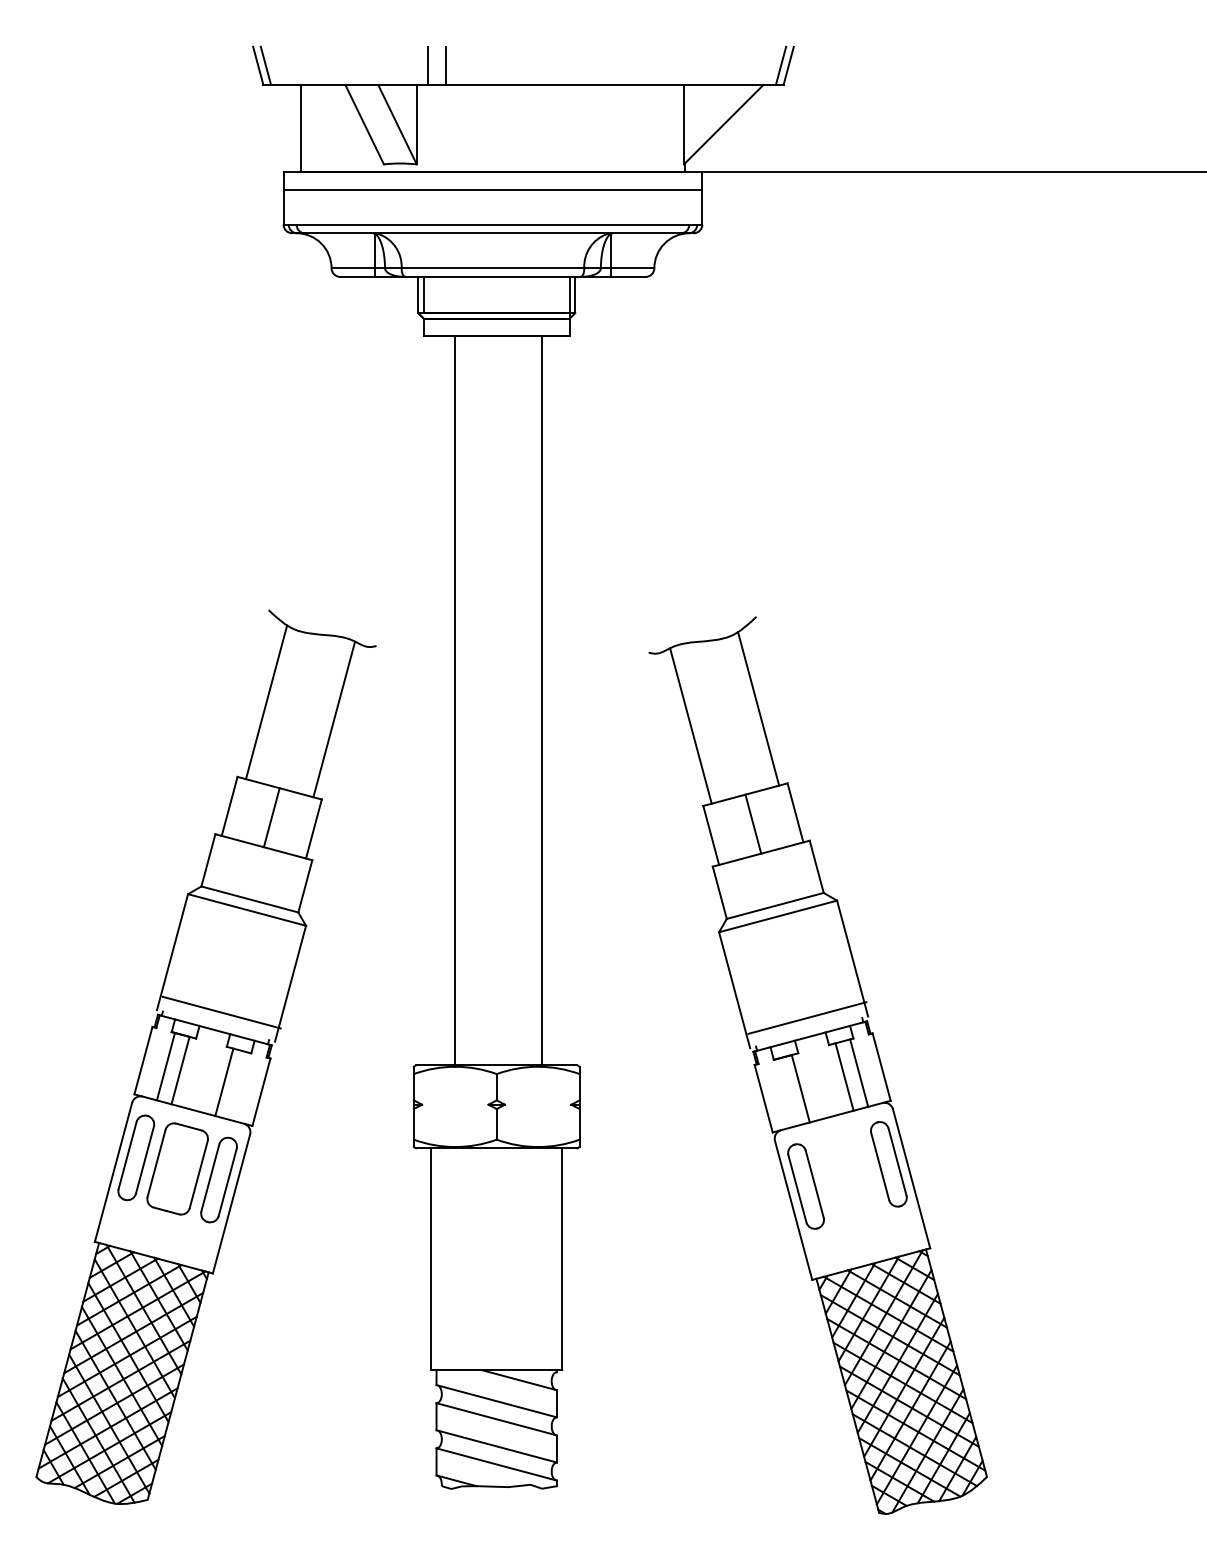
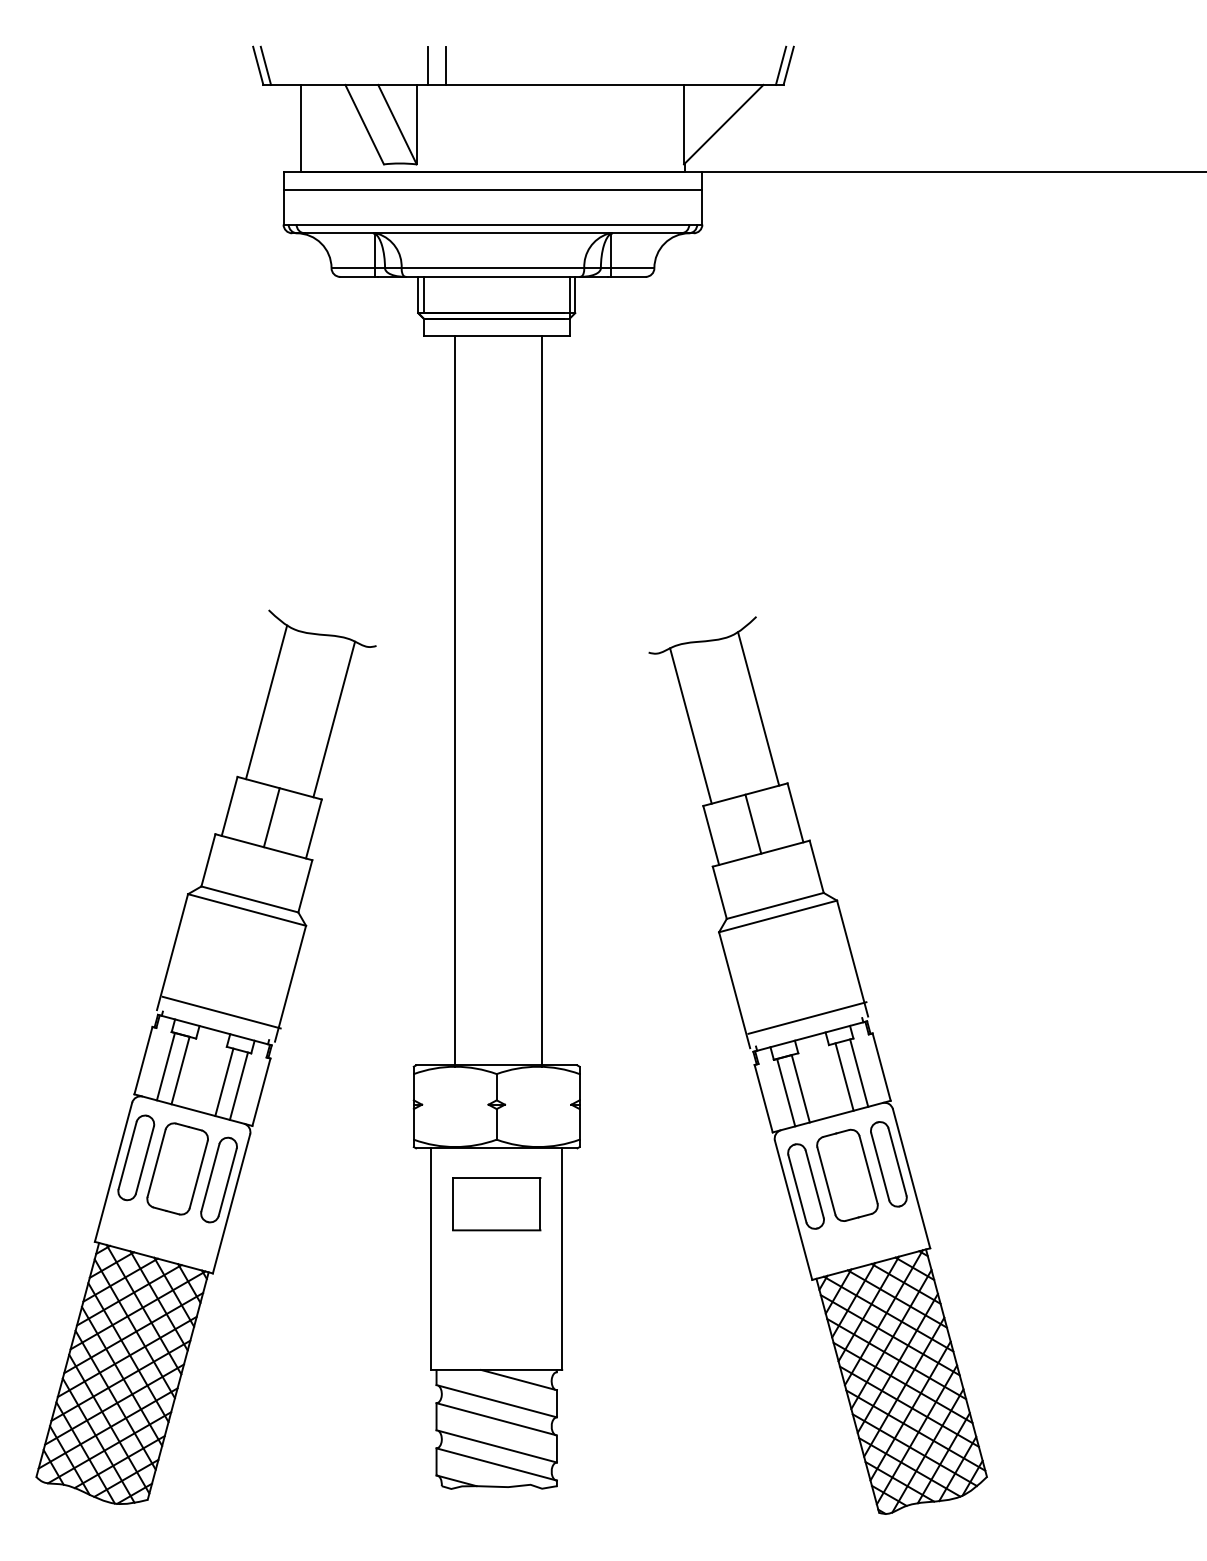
line: none -> present (238, 1085)
line: none -> present (786, 1092)
part: none -> present (847, 1174)
part: none -> present (496, 1204)
